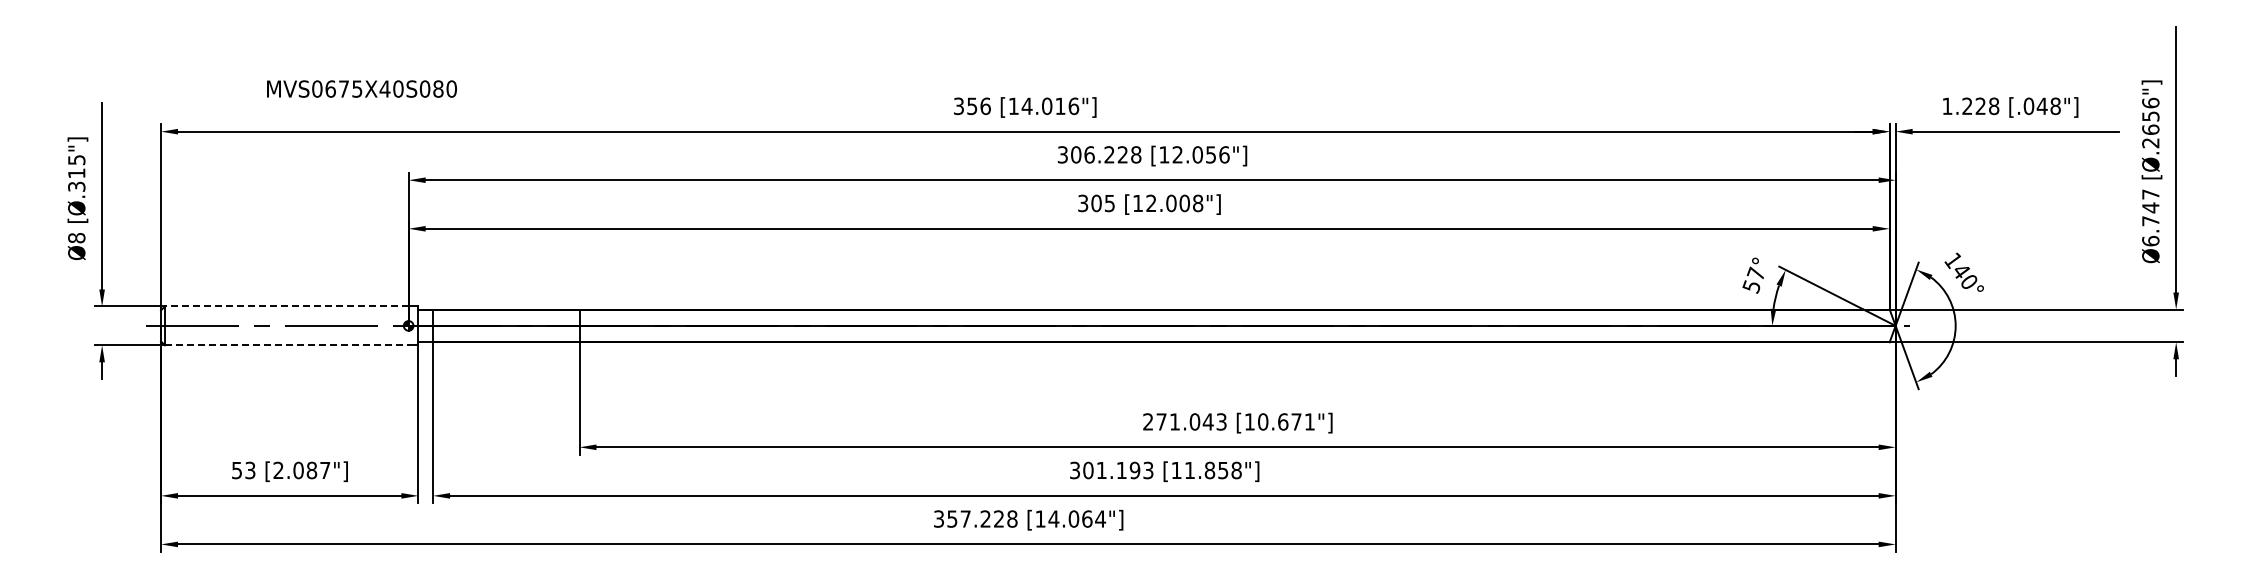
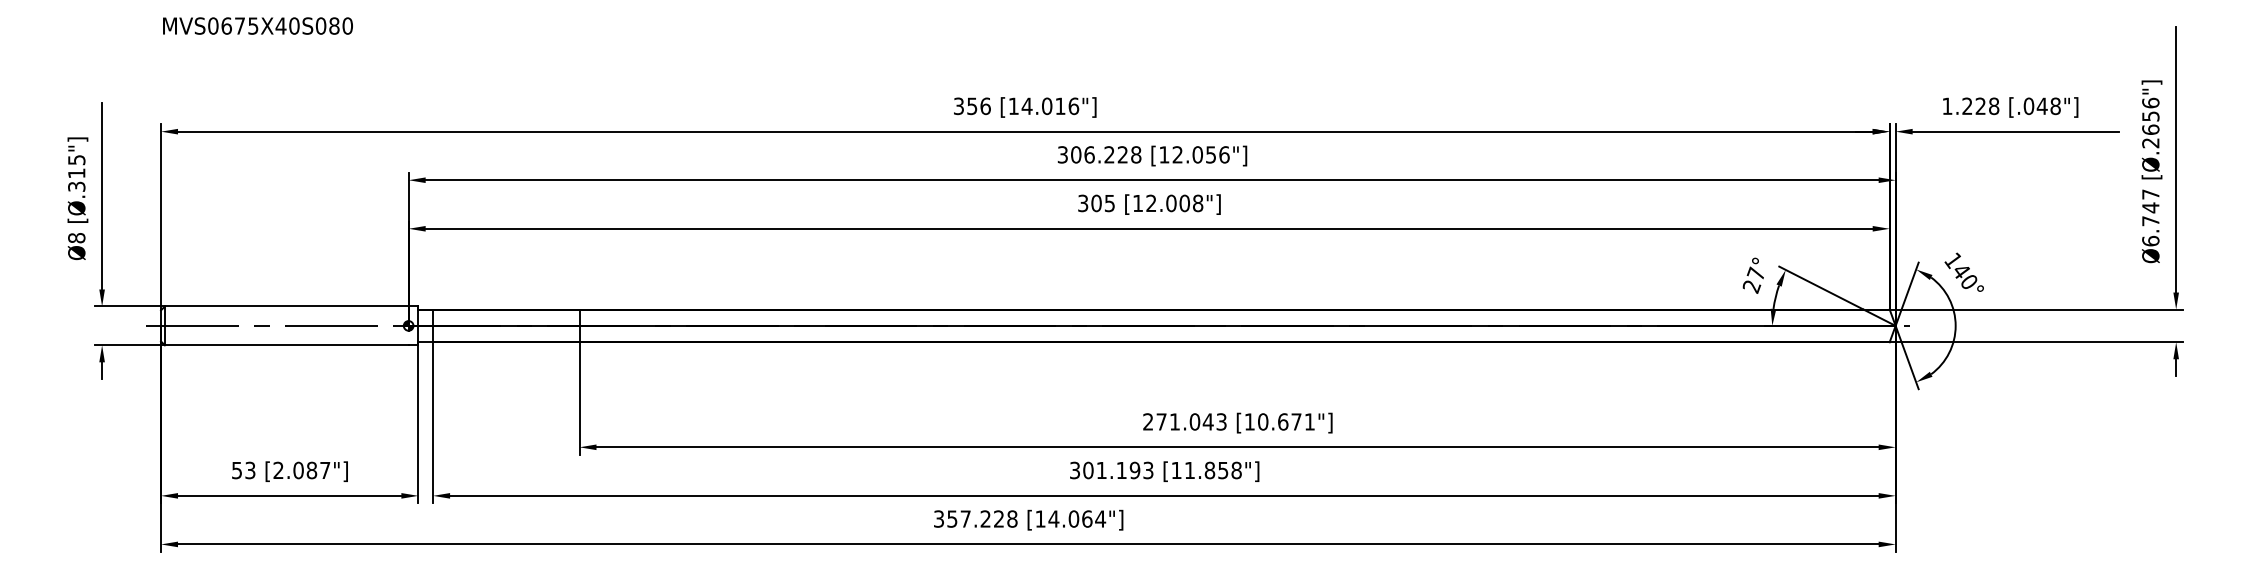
text position: (361, 88) -> (257, 25) (257, 25)
text: 57° -> 27° (1751, 286)
line: dashed -> solid (286, 306)
line: dashed -> solid (286, 345)
